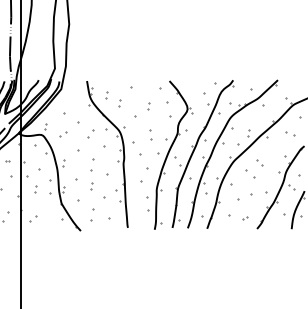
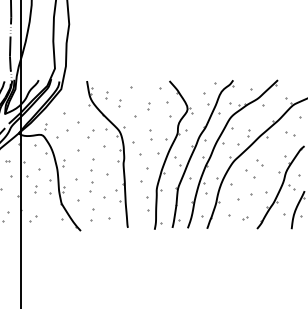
part size: 9x7 px -> 13x10 px (62, 133)
part size: 4x9 px -> 5x12 px (91, 186)
